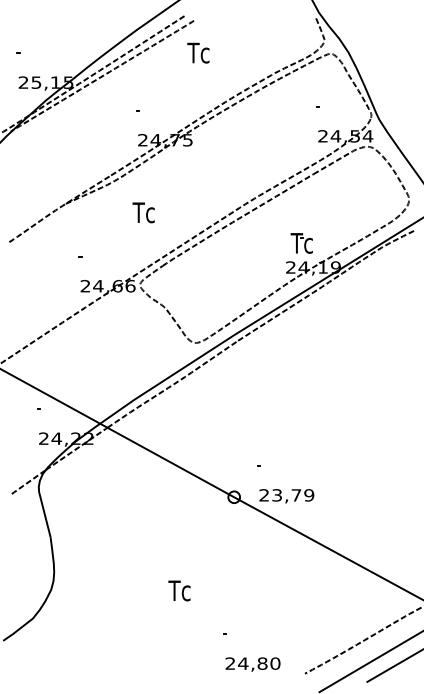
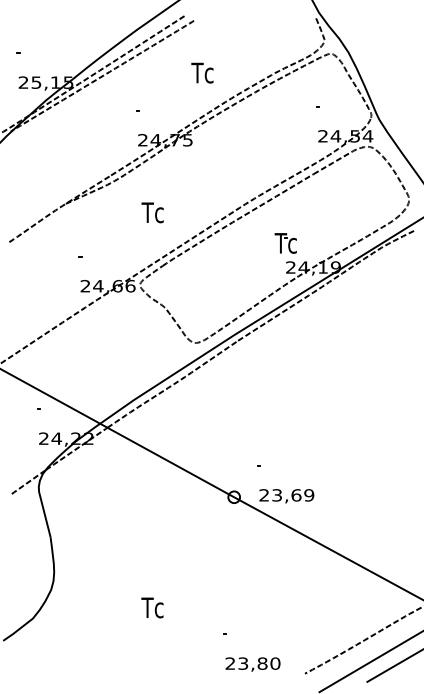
text position: (198, 52) -> (202, 72) (202, 72)
text position: (143, 212) -> (152, 212) (152, 212)
part position: (301, 243) -> (285, 243) (285, 243)
text: 23,79 -> 23,69 (296, 495)
text position: (179, 590) -> (152, 607) (152, 607)
text: 24,80 -> 23,80 (243, 663)
